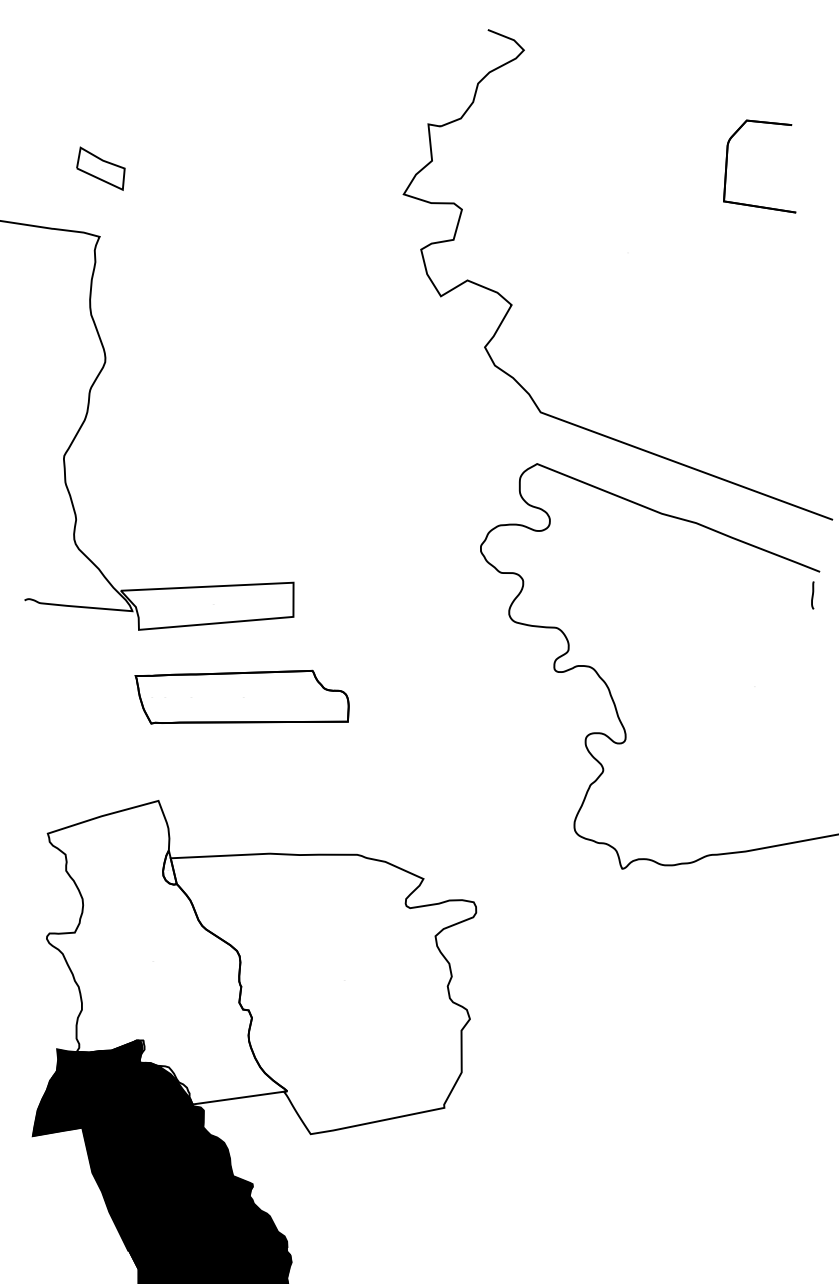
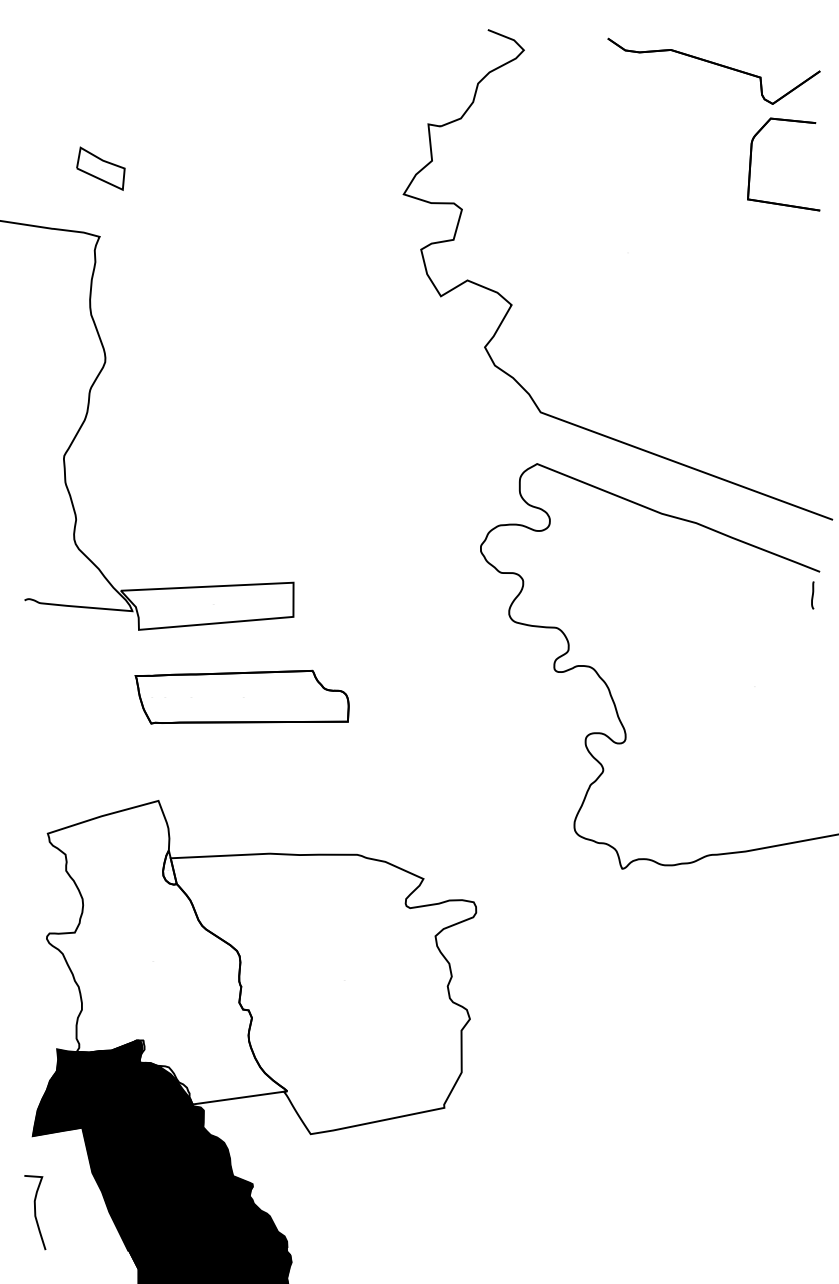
part: none -> present (713, 70)
part position: (727, 166) -> (751, 164) (751, 164)
curve: none -> present (35, 1212)
